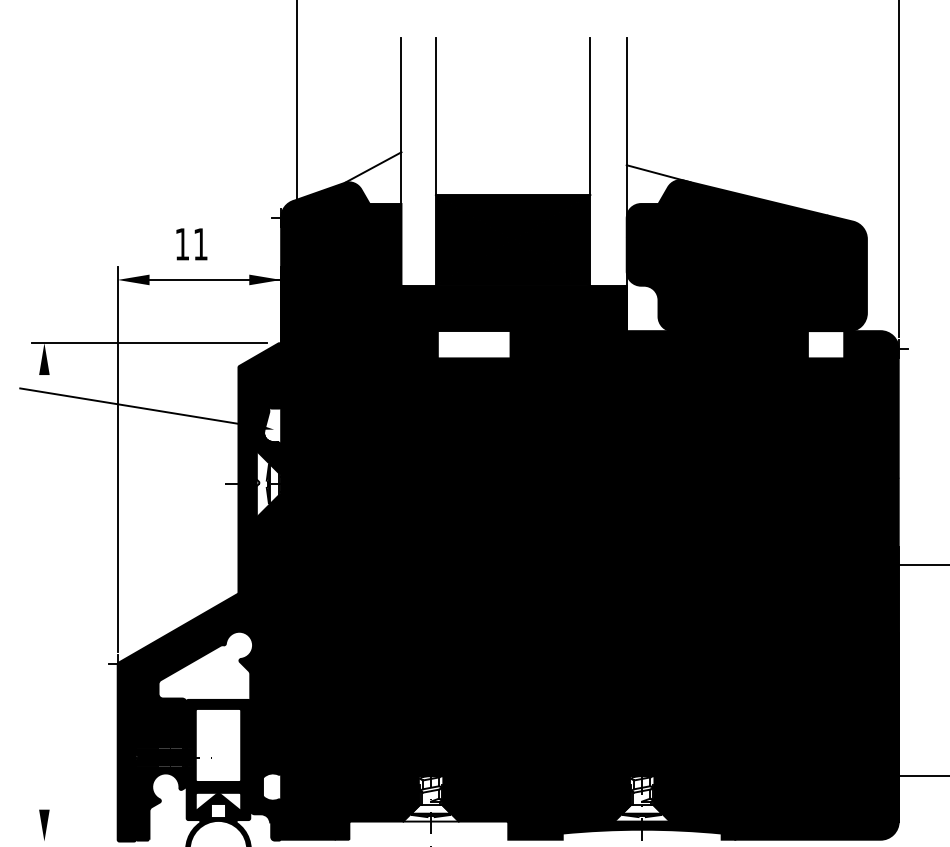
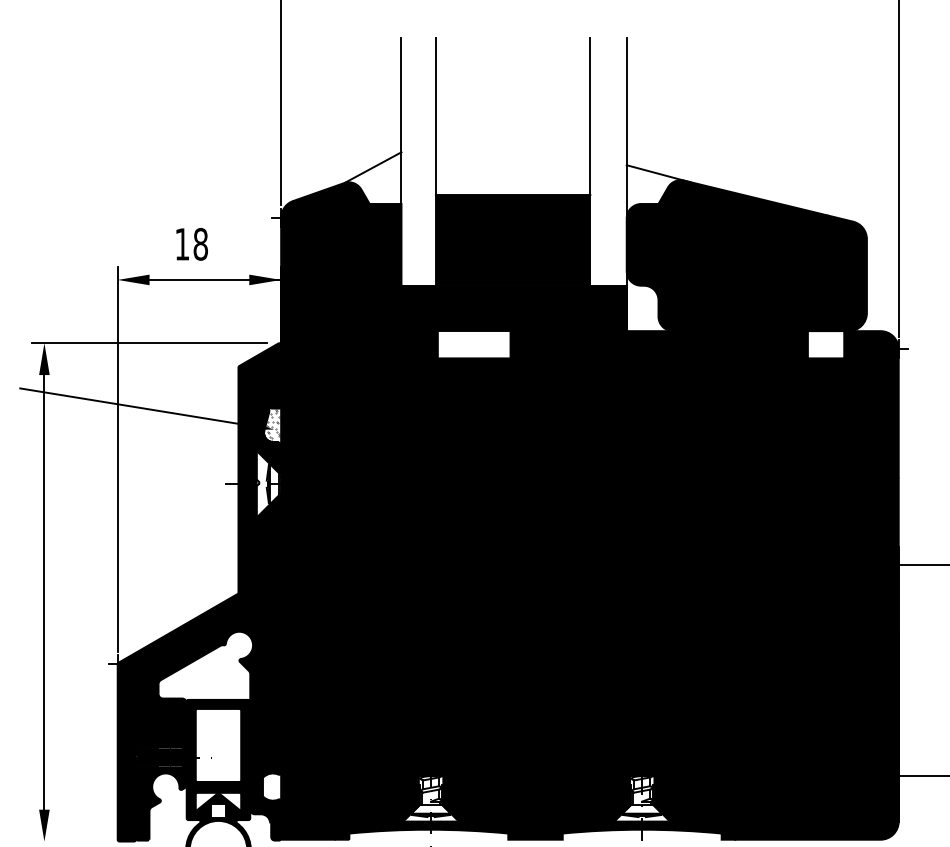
line position: (297, 103) -> (281, 103) (281, 103)
text: 11 -> 18 (200, 243)
hatch: none -> present (273, 424)
line: none -> present (44, 592)
fill: none -> present (428, 827)
